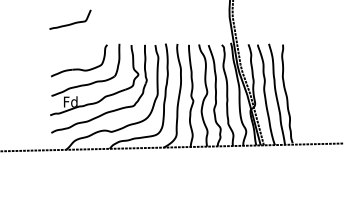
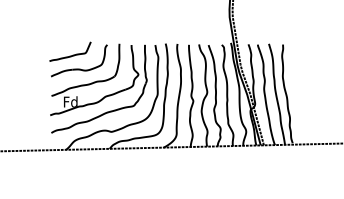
curve position: (70, 23) -> (70, 55) (70, 55)
